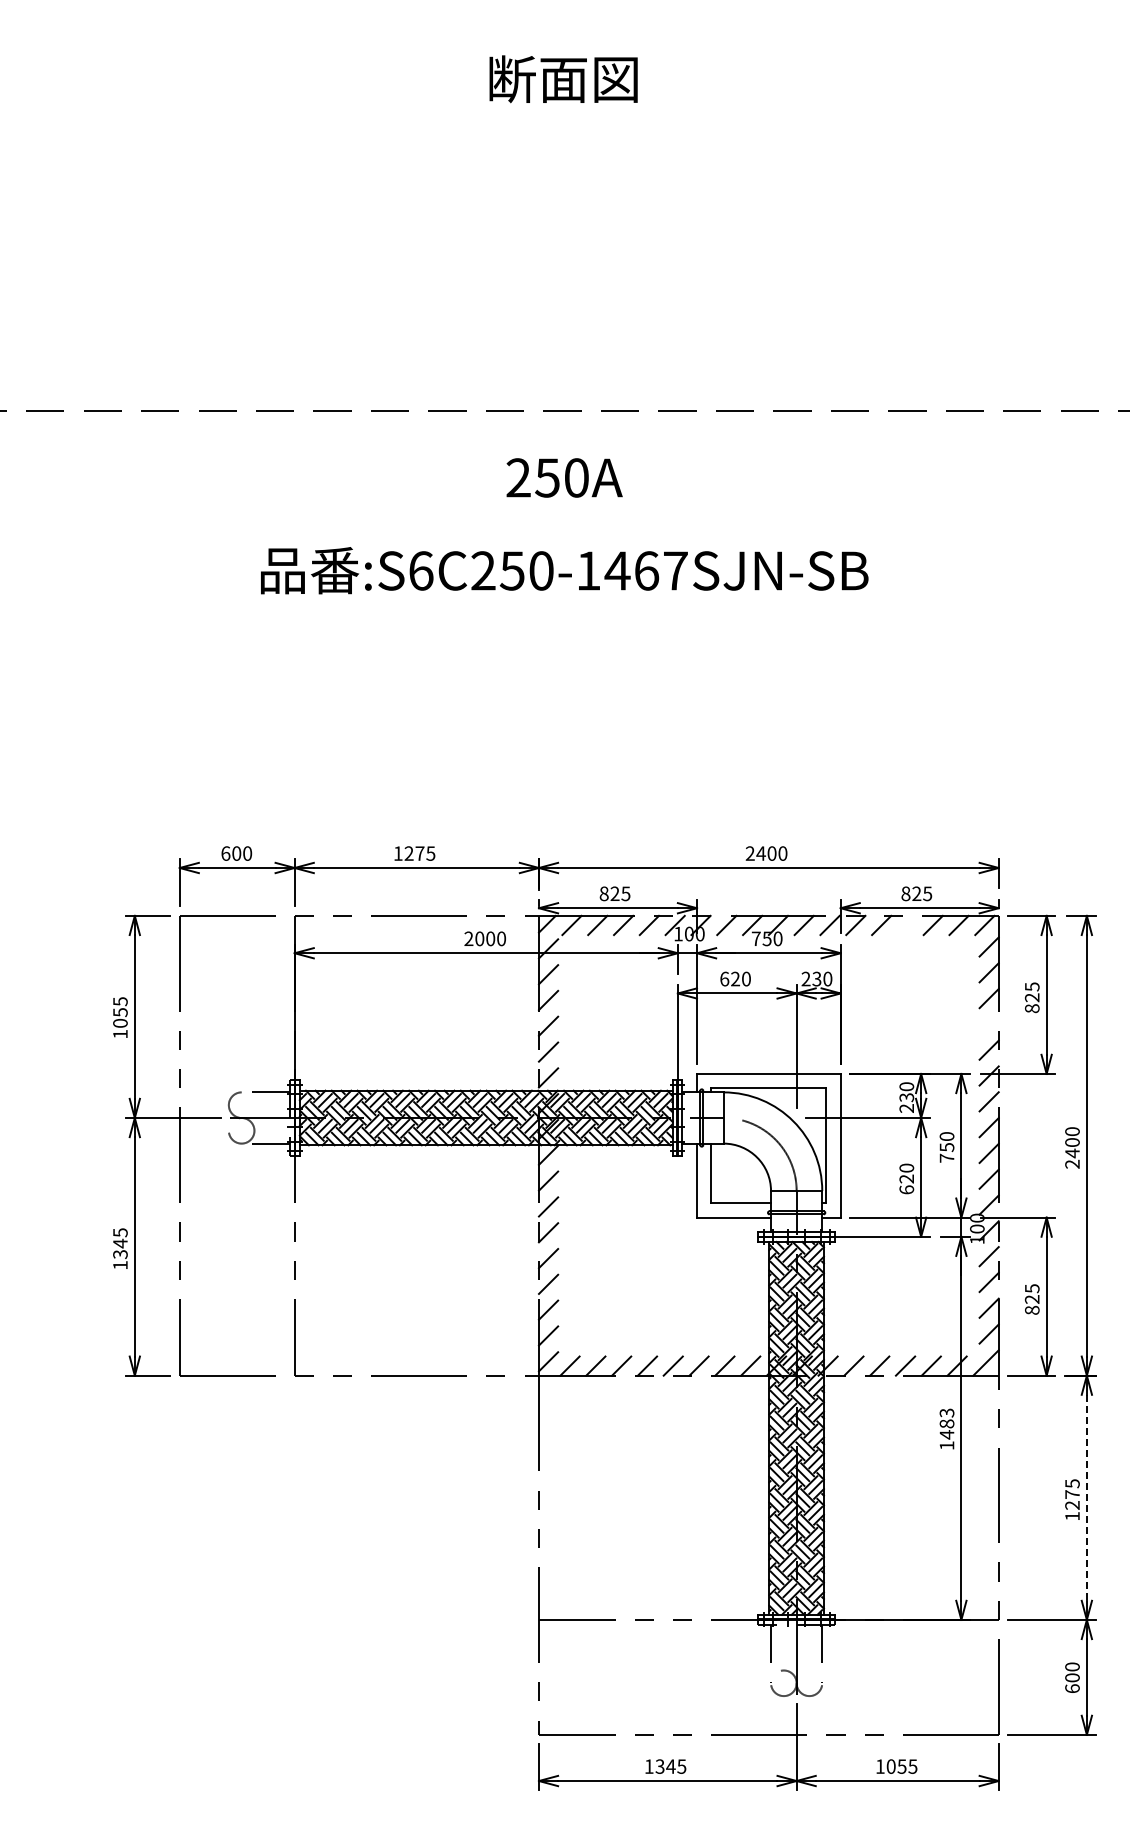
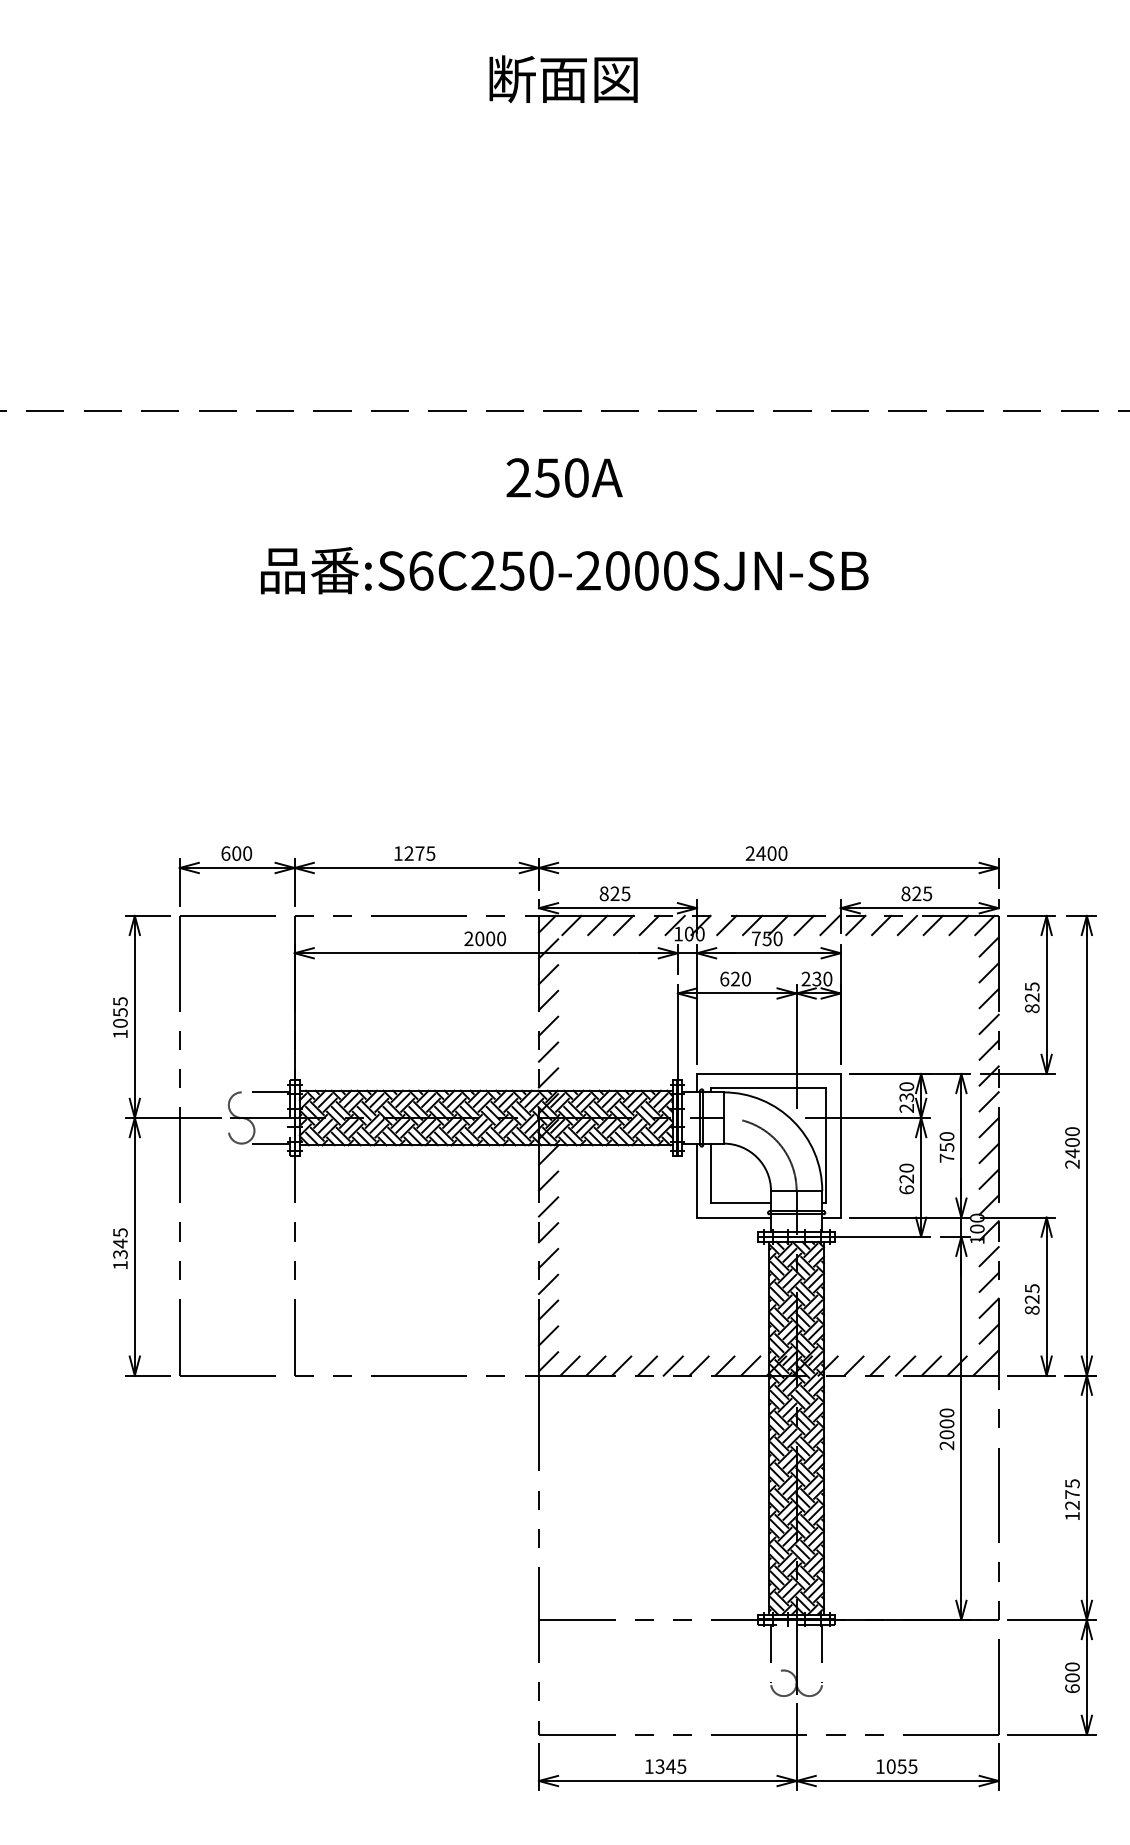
text: :S6C250-1467SJN-SB -> :S6C250-2000SJN-SB (631, 570)
line: none -> present (907, 925)
line: none -> present (988, 1023)
text: 1483 -> 2000 (946, 1429)
line: dashed -> solid (1086, 1497)
